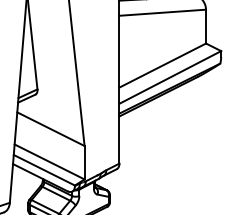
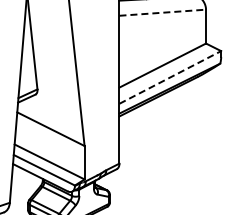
line: solid -> dashed (163, 12)
line: solid -> dashed (170, 77)
